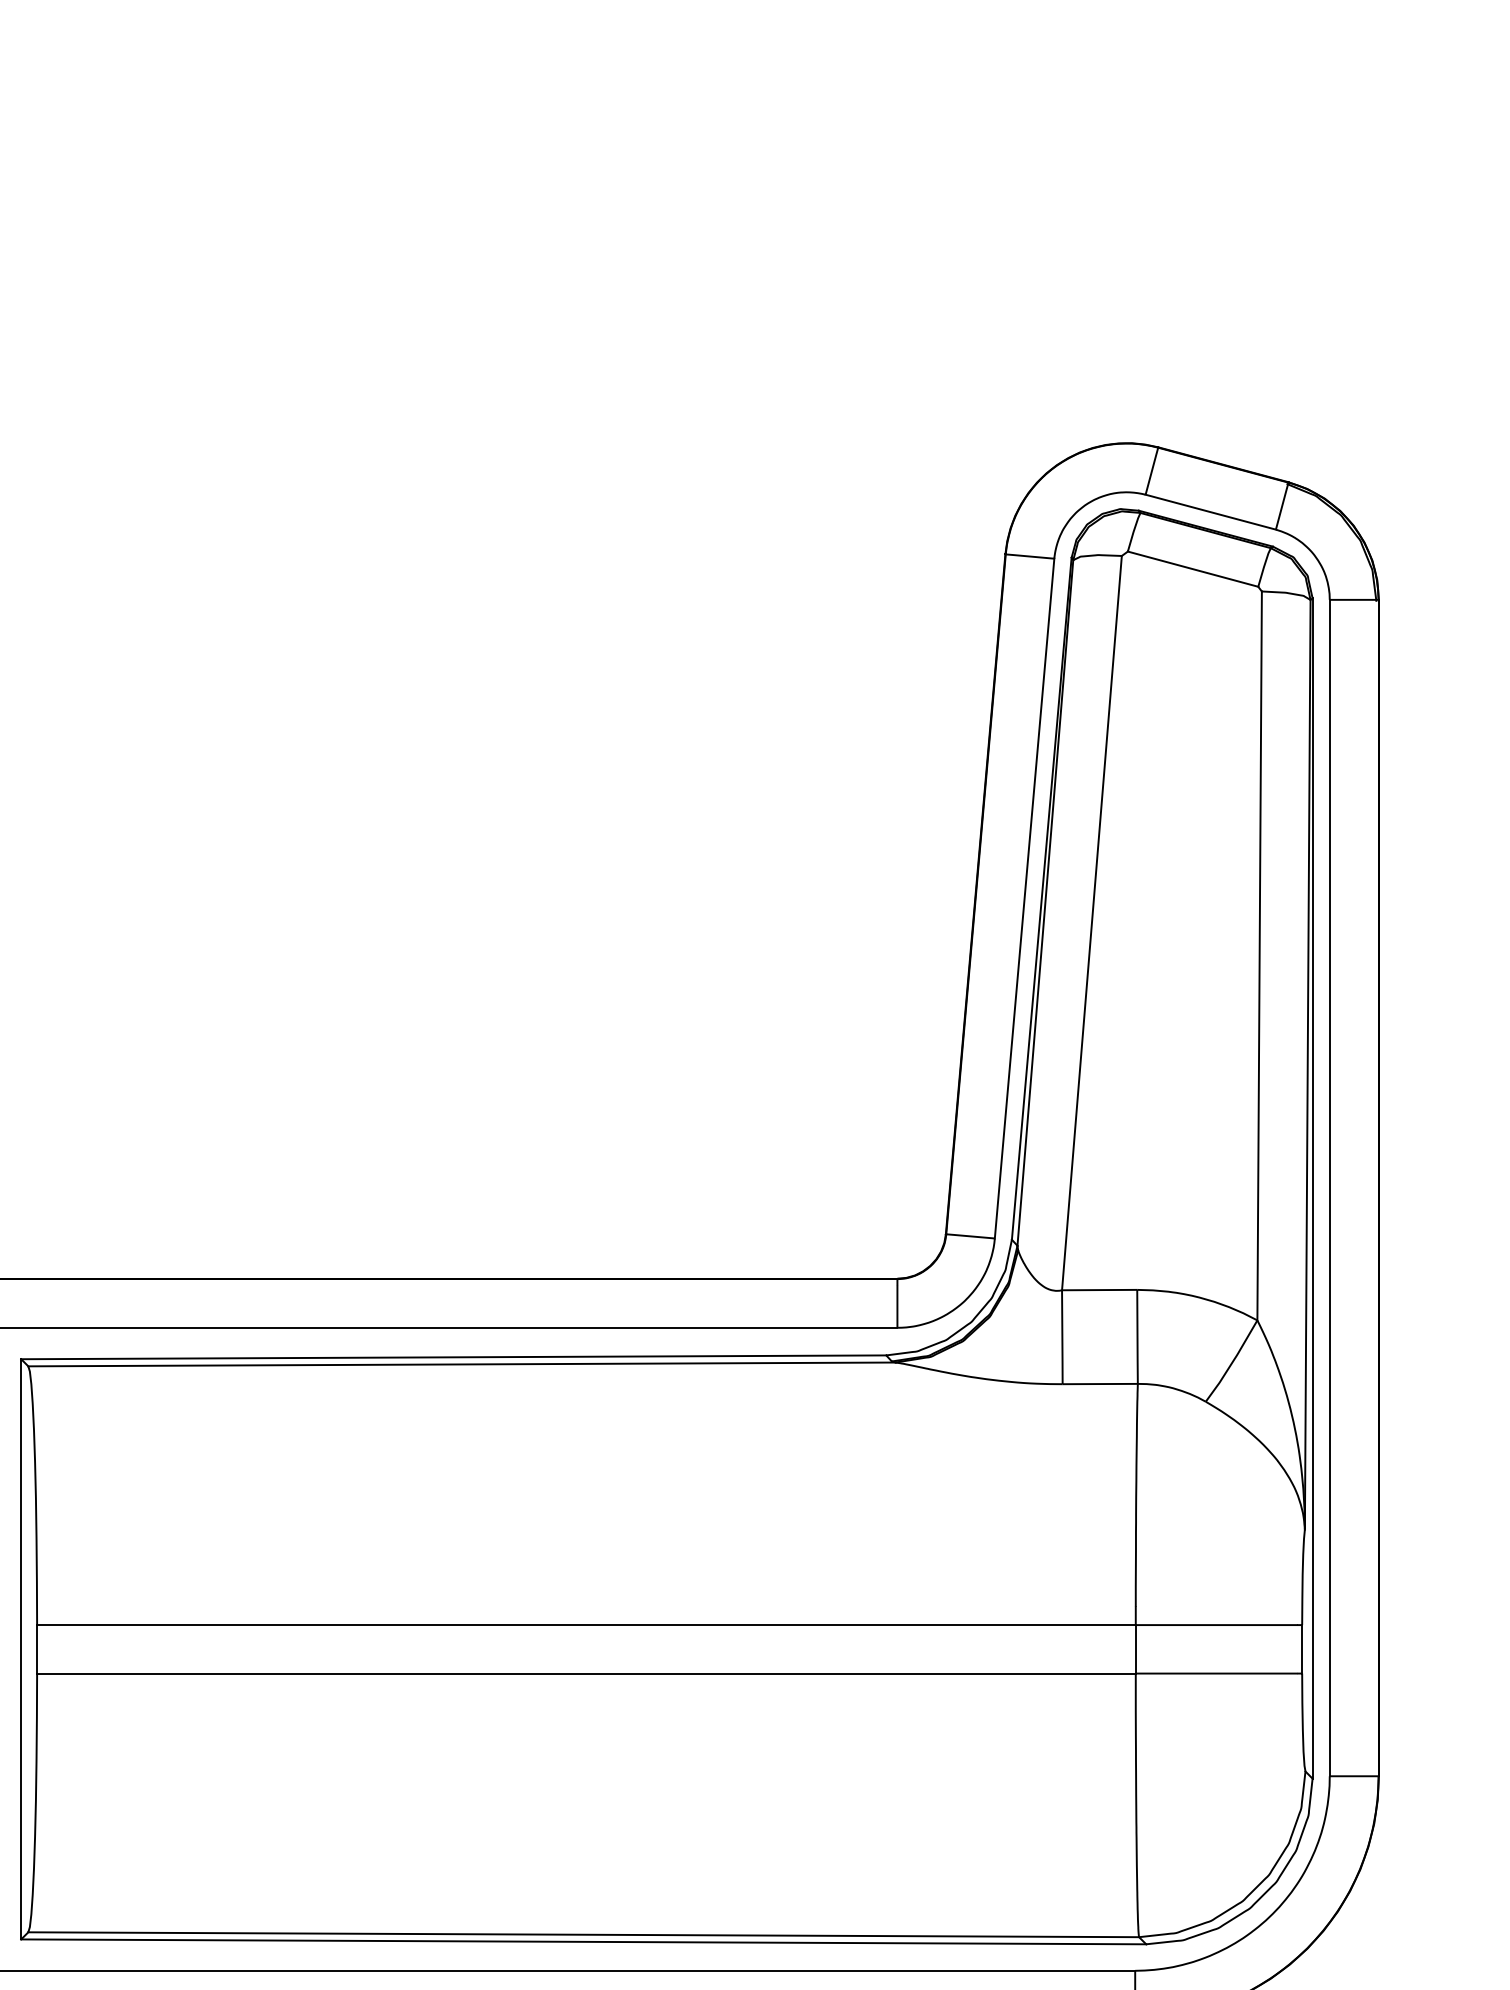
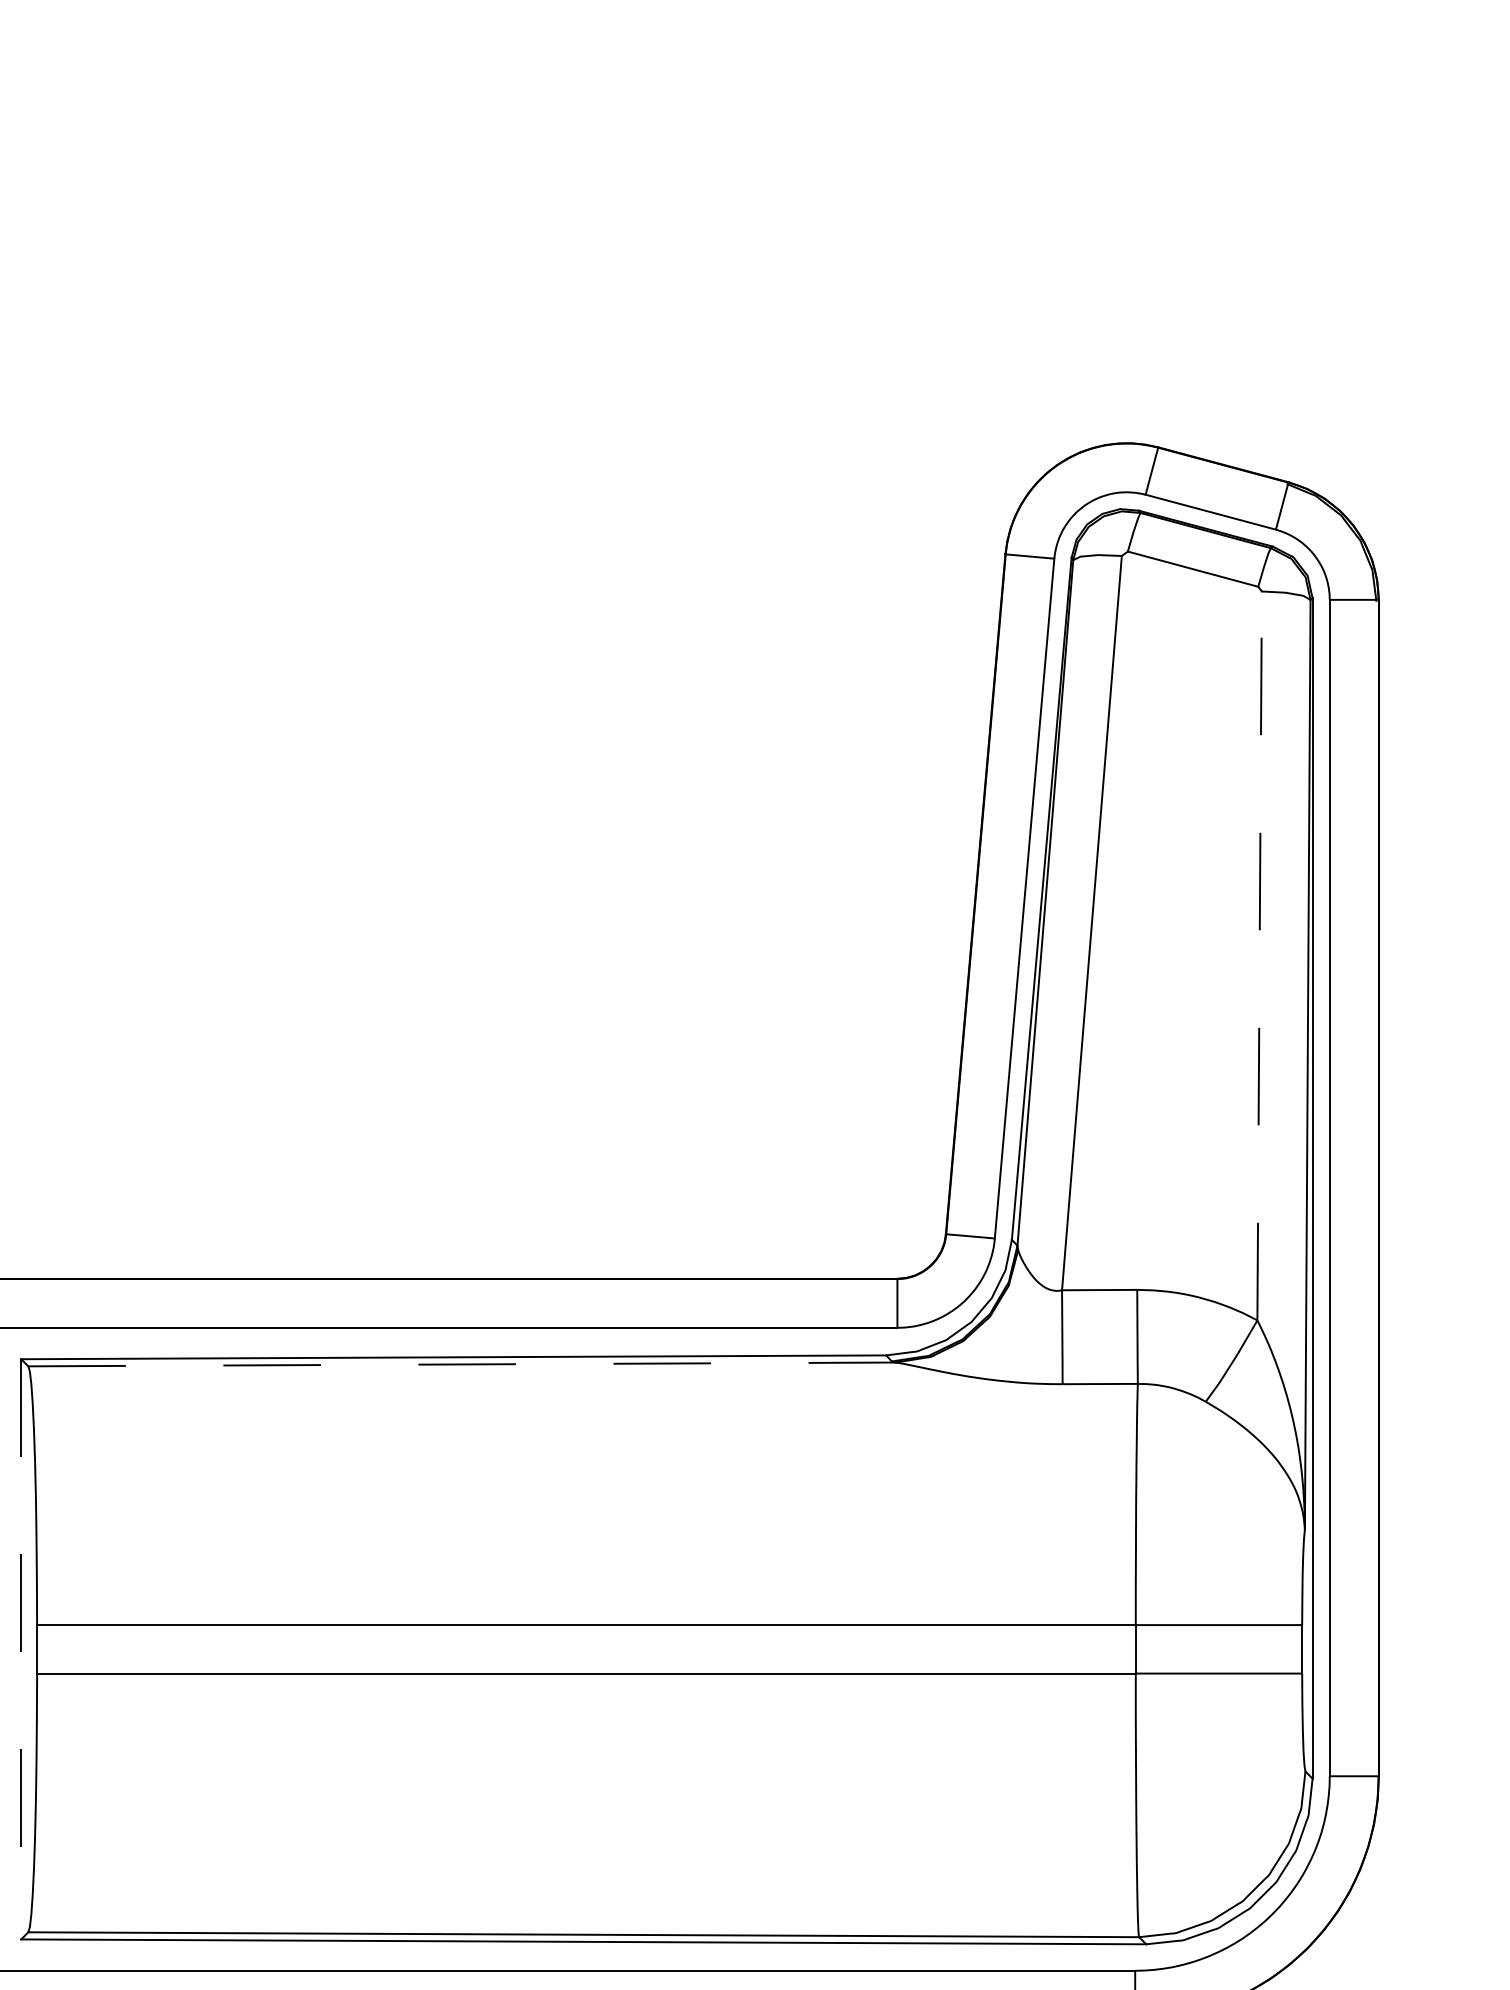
line: solid -> dashed (1259, 955)
line: solid -> dashed (461, 1364)
line: solid -> dashed (21, 1649)
